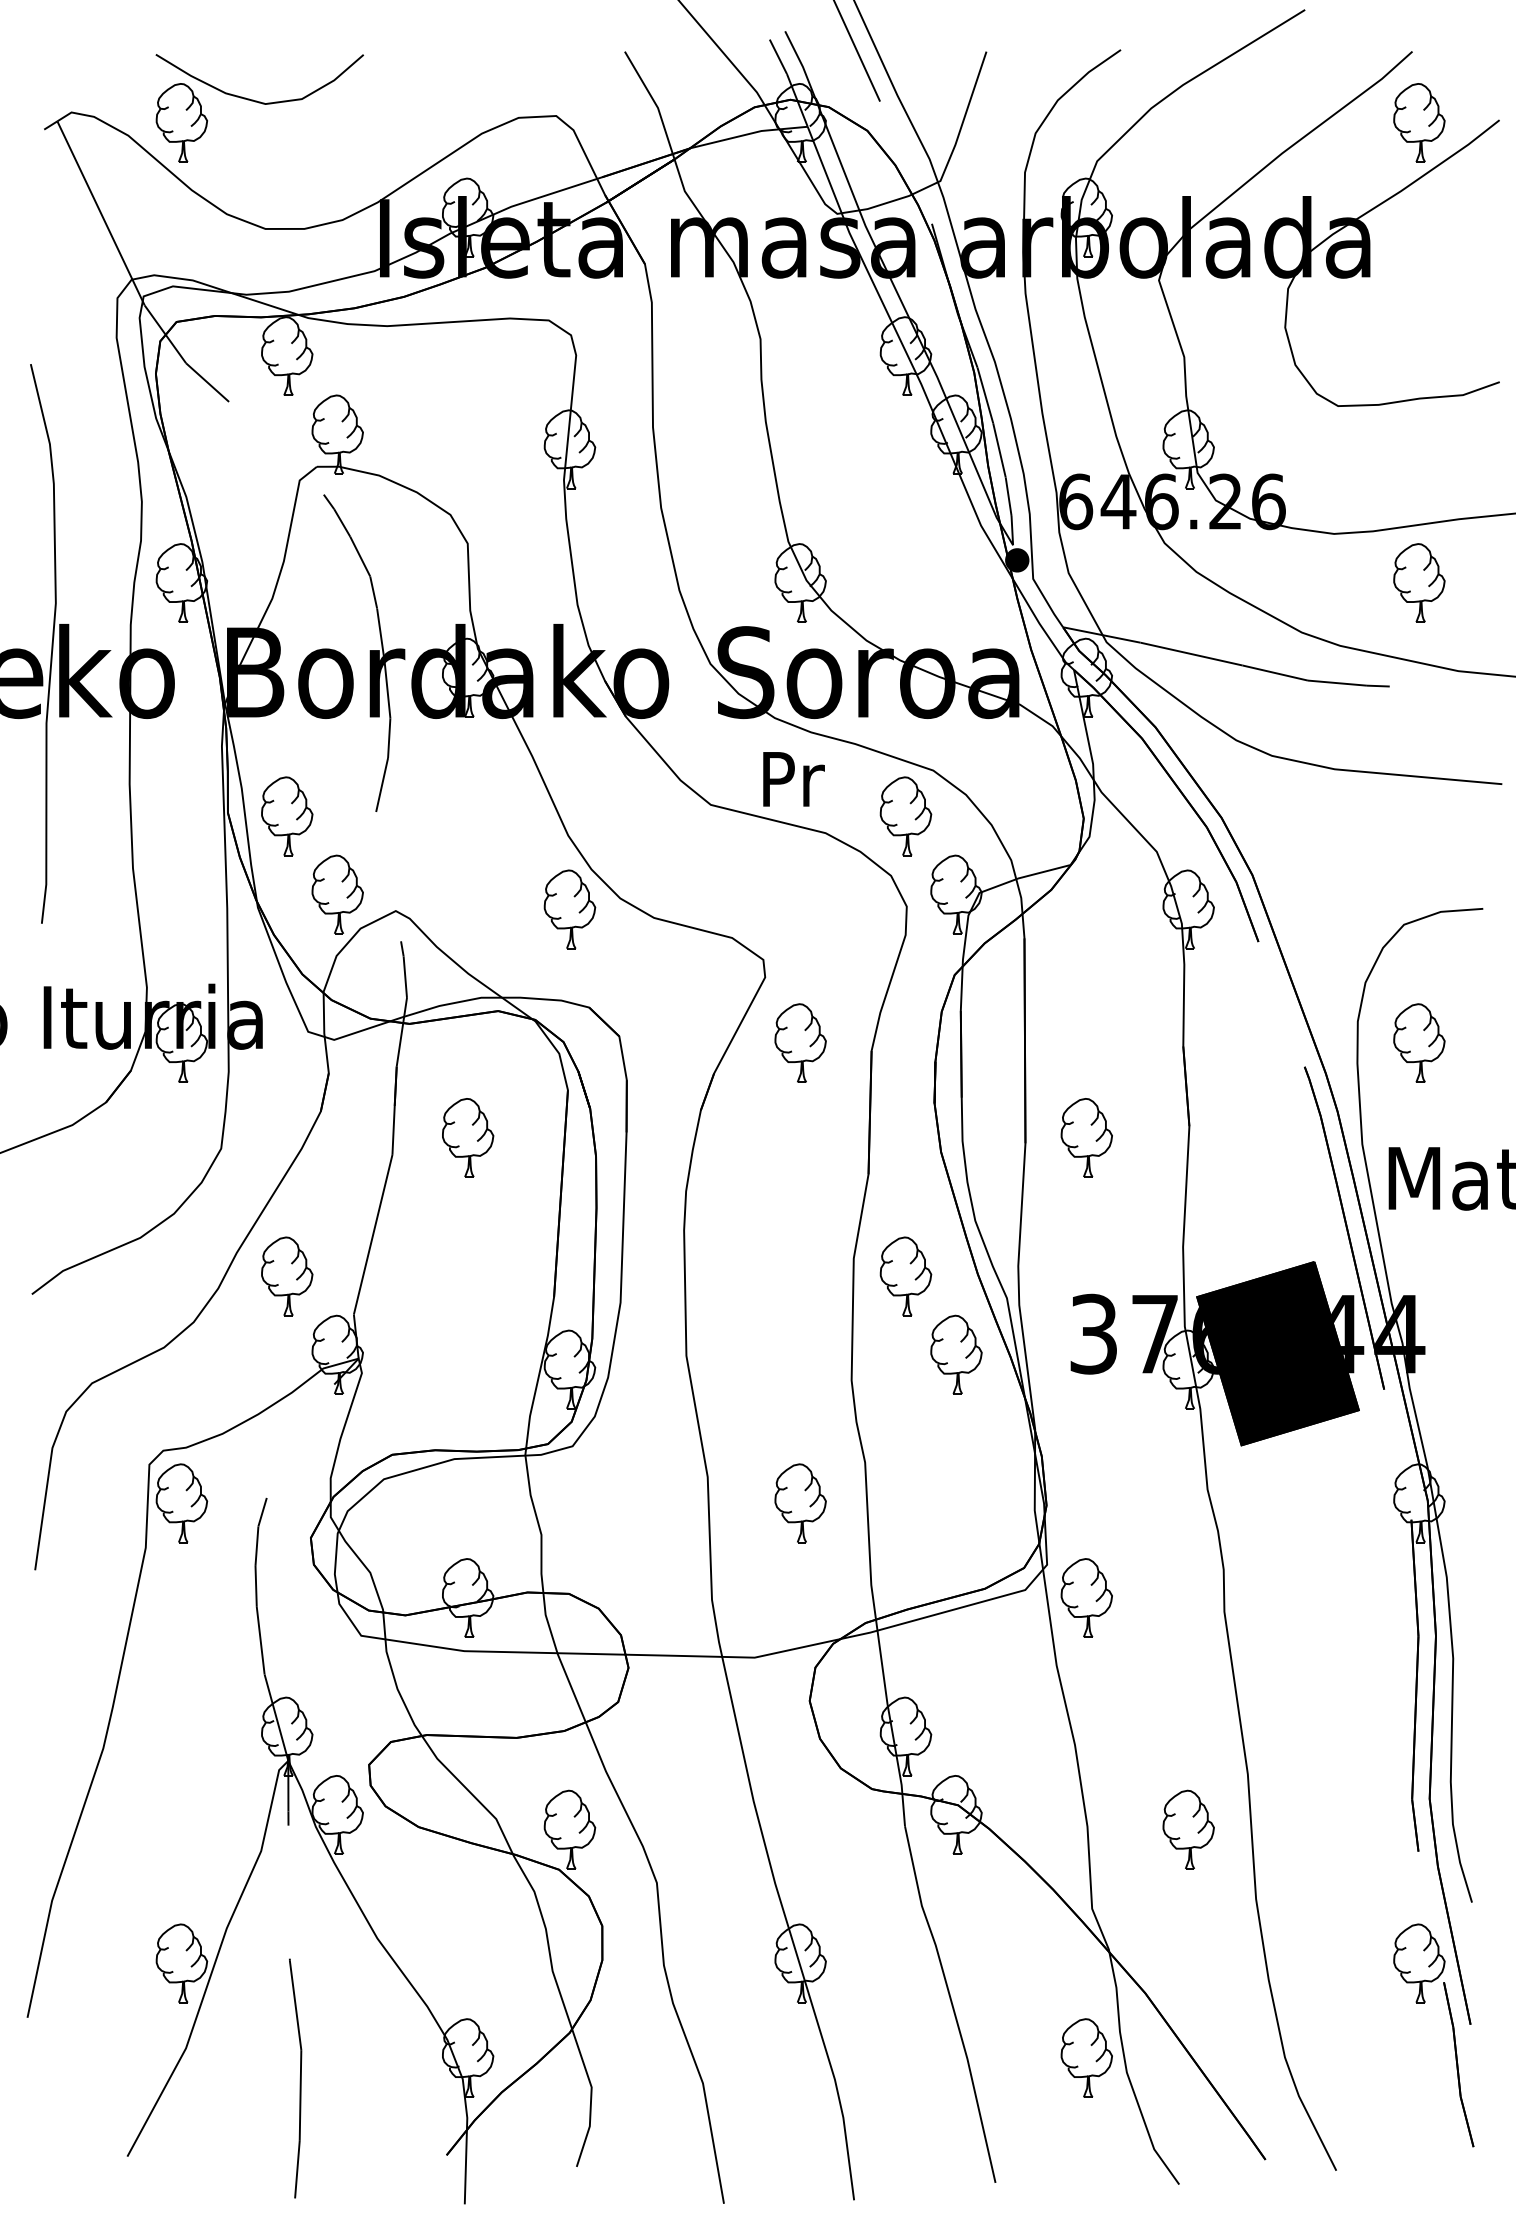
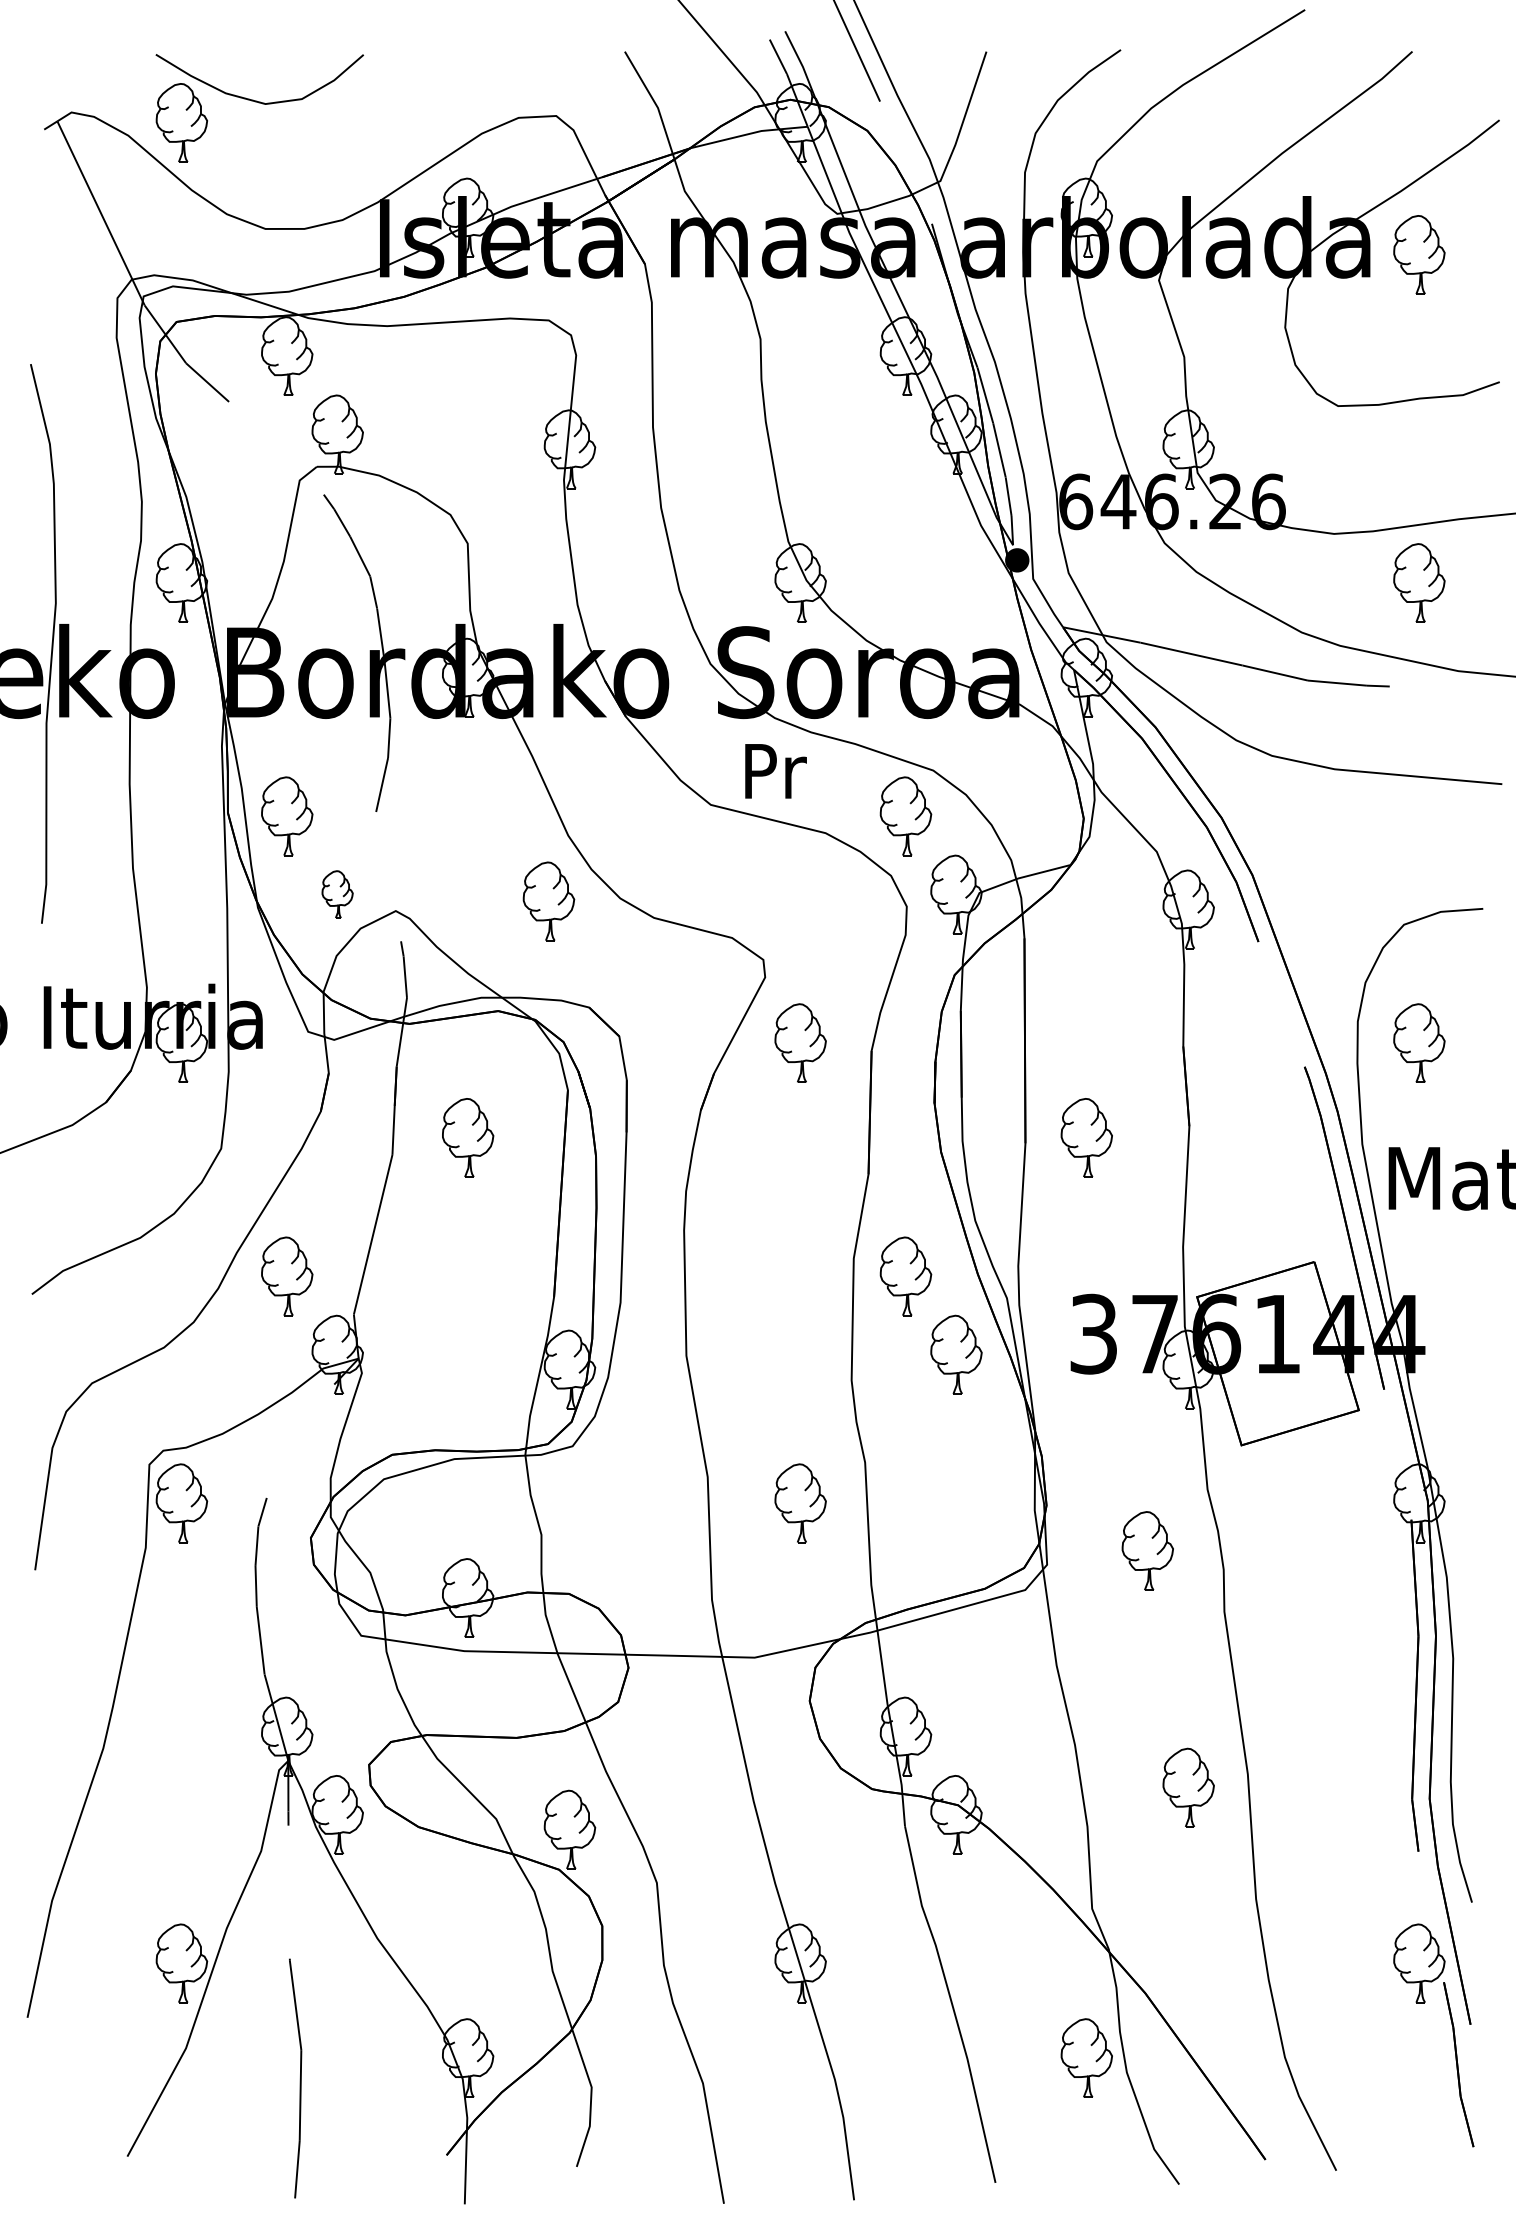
part position: (1419, 122) -> (1419, 254) (1419, 254)
text position: (793, 779) -> (775, 771) (775, 771)
part size: 53x81 px -> 33x49 px (337, 894)
part position: (569, 909) -> (548, 901) (548, 901)
fill: present -> none (1277, 1353)
part position: (1086, 1597) -> (1147, 1550) (1147, 1550)
part position: (1188, 1829) -> (1188, 1787) (1188, 1787)
